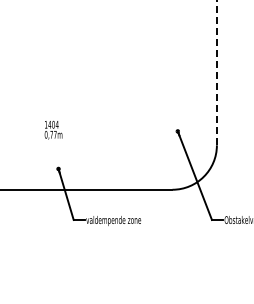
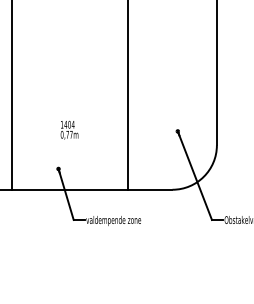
line: dashed -> solid (216, 72)
line: none -> present (12, 95)
line: none -> present (128, 95)
text position: (53, 129) -> (69, 129) (69, 129)
